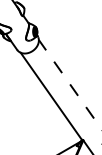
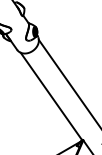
line: dashed -> solid (70, 84)
